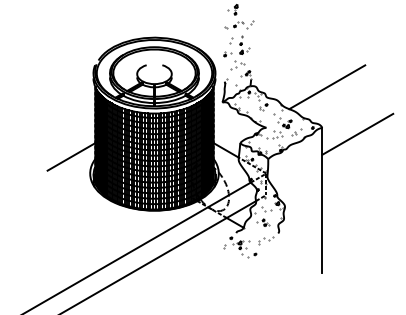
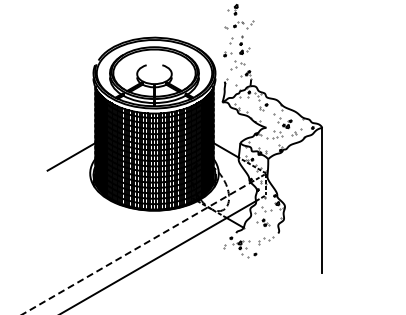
line: present -> none (327, 87)
line: present -> none (357, 133)
line: solid -> dashed (136, 248)
